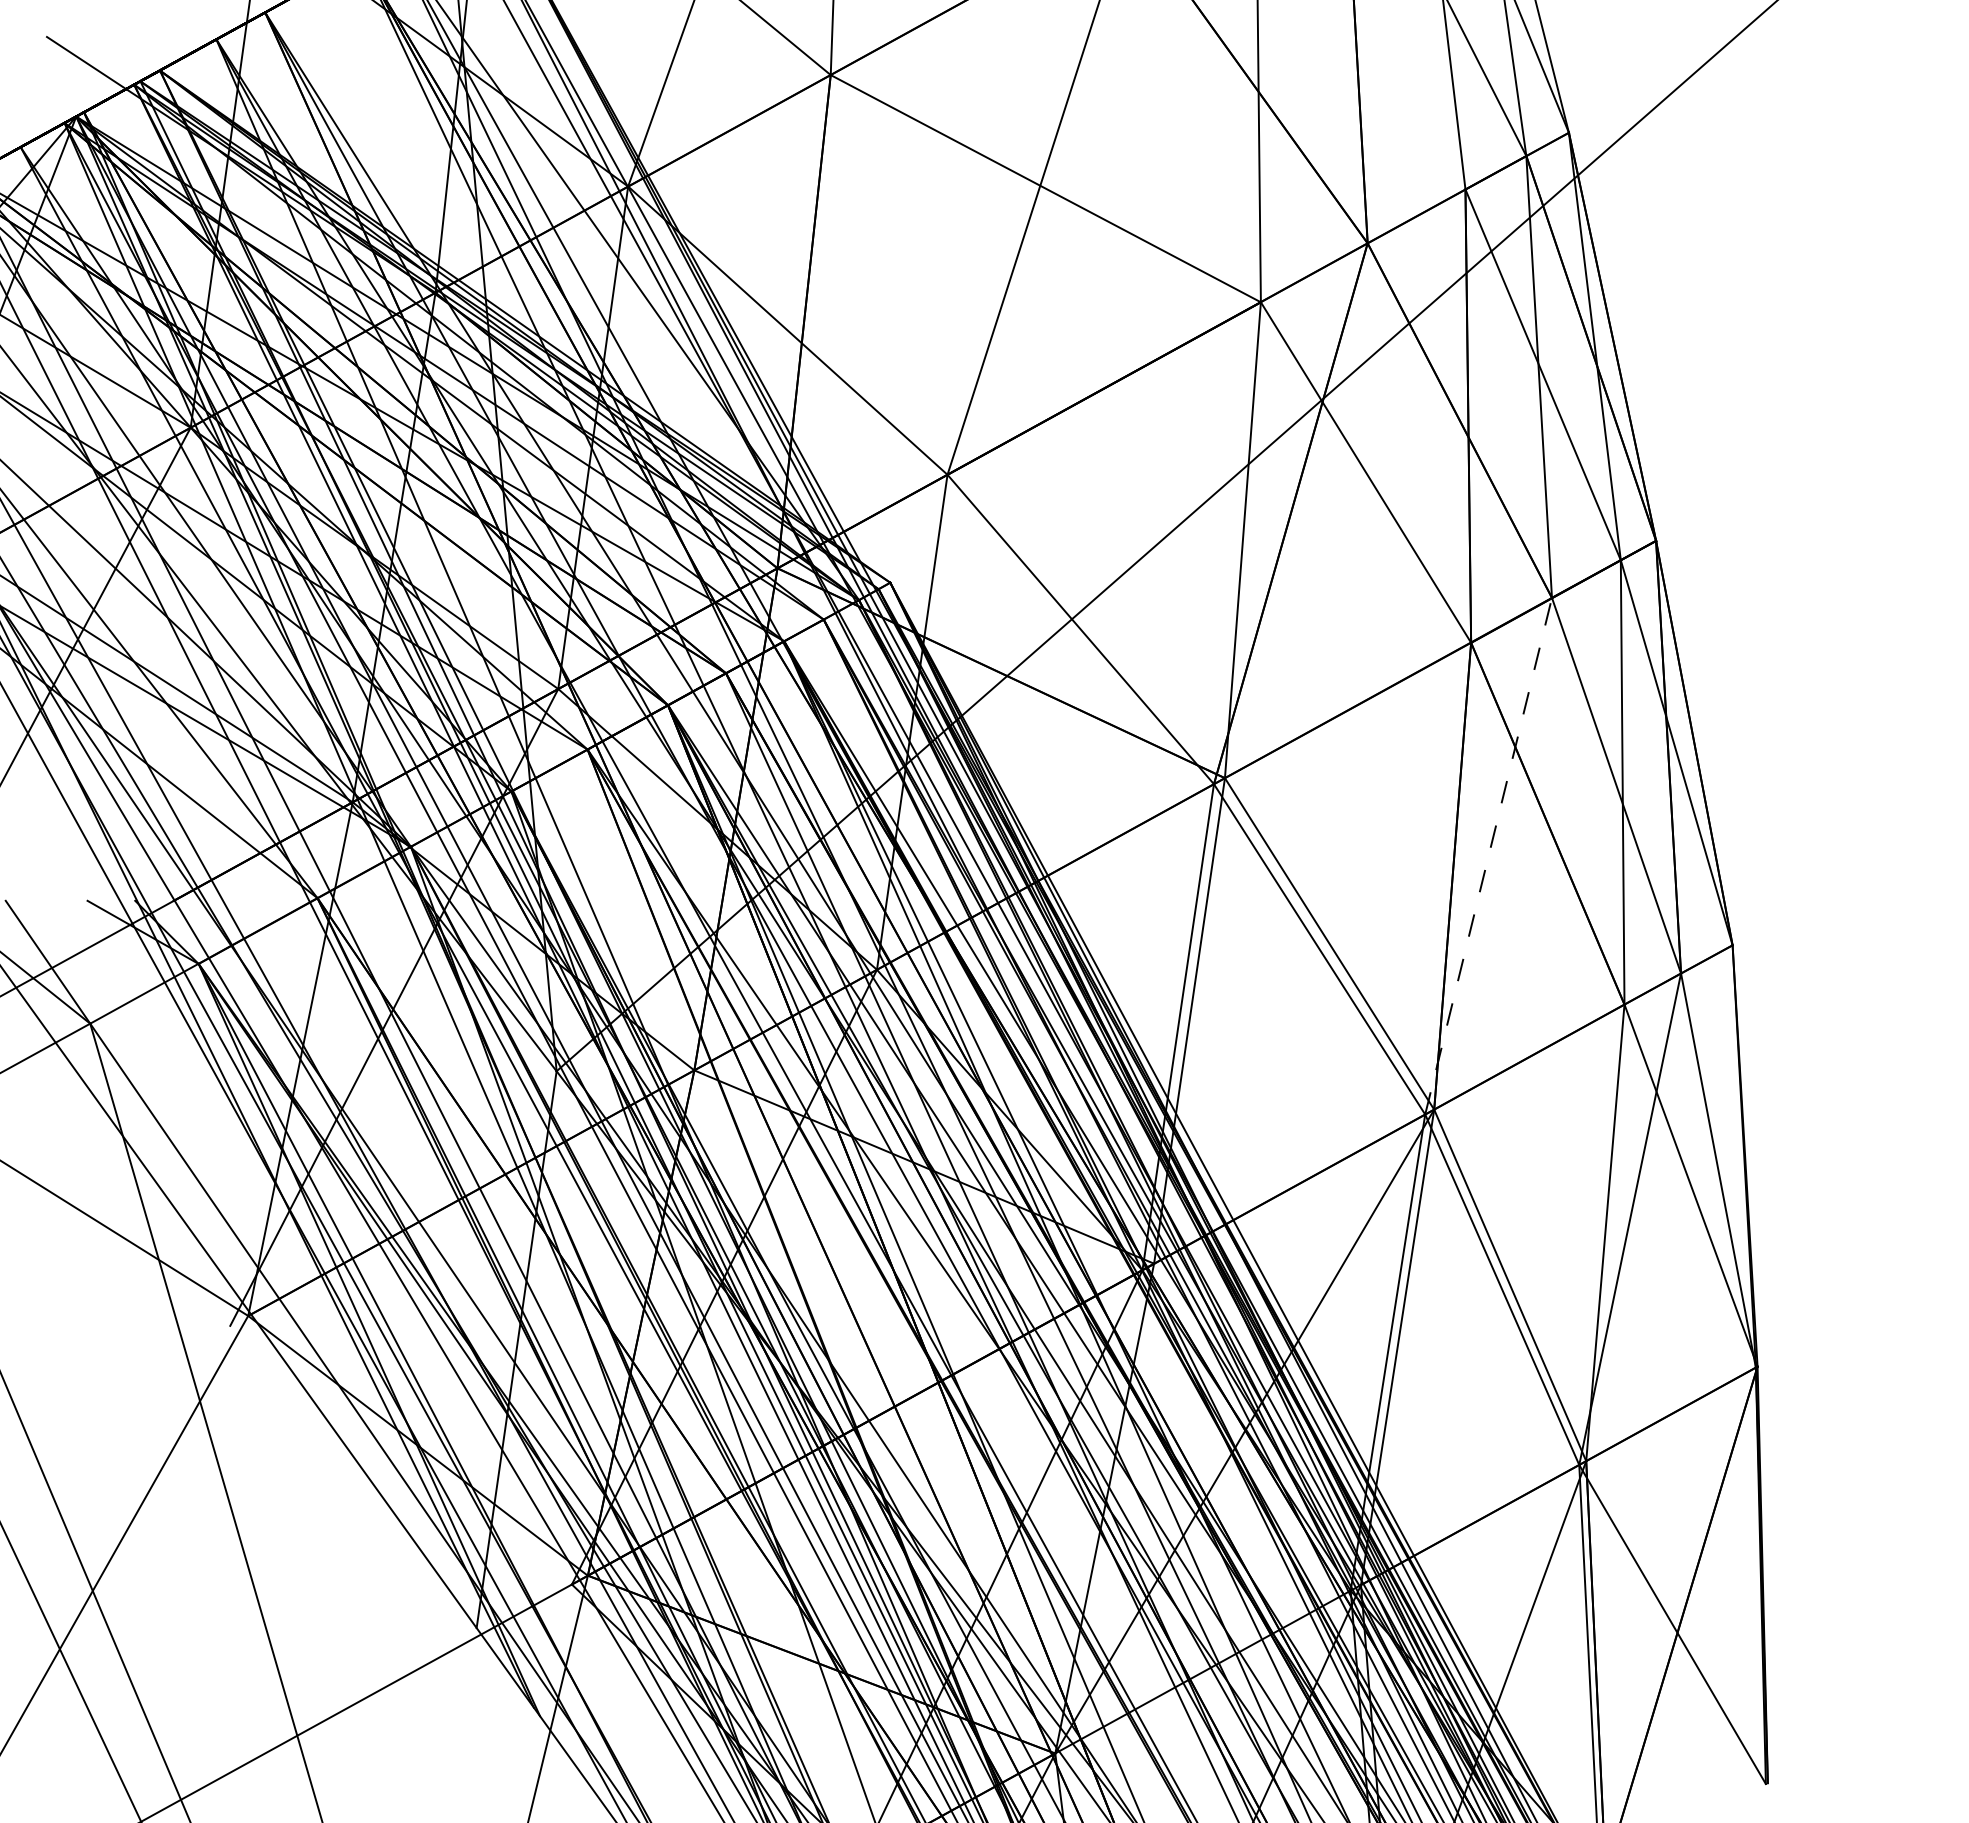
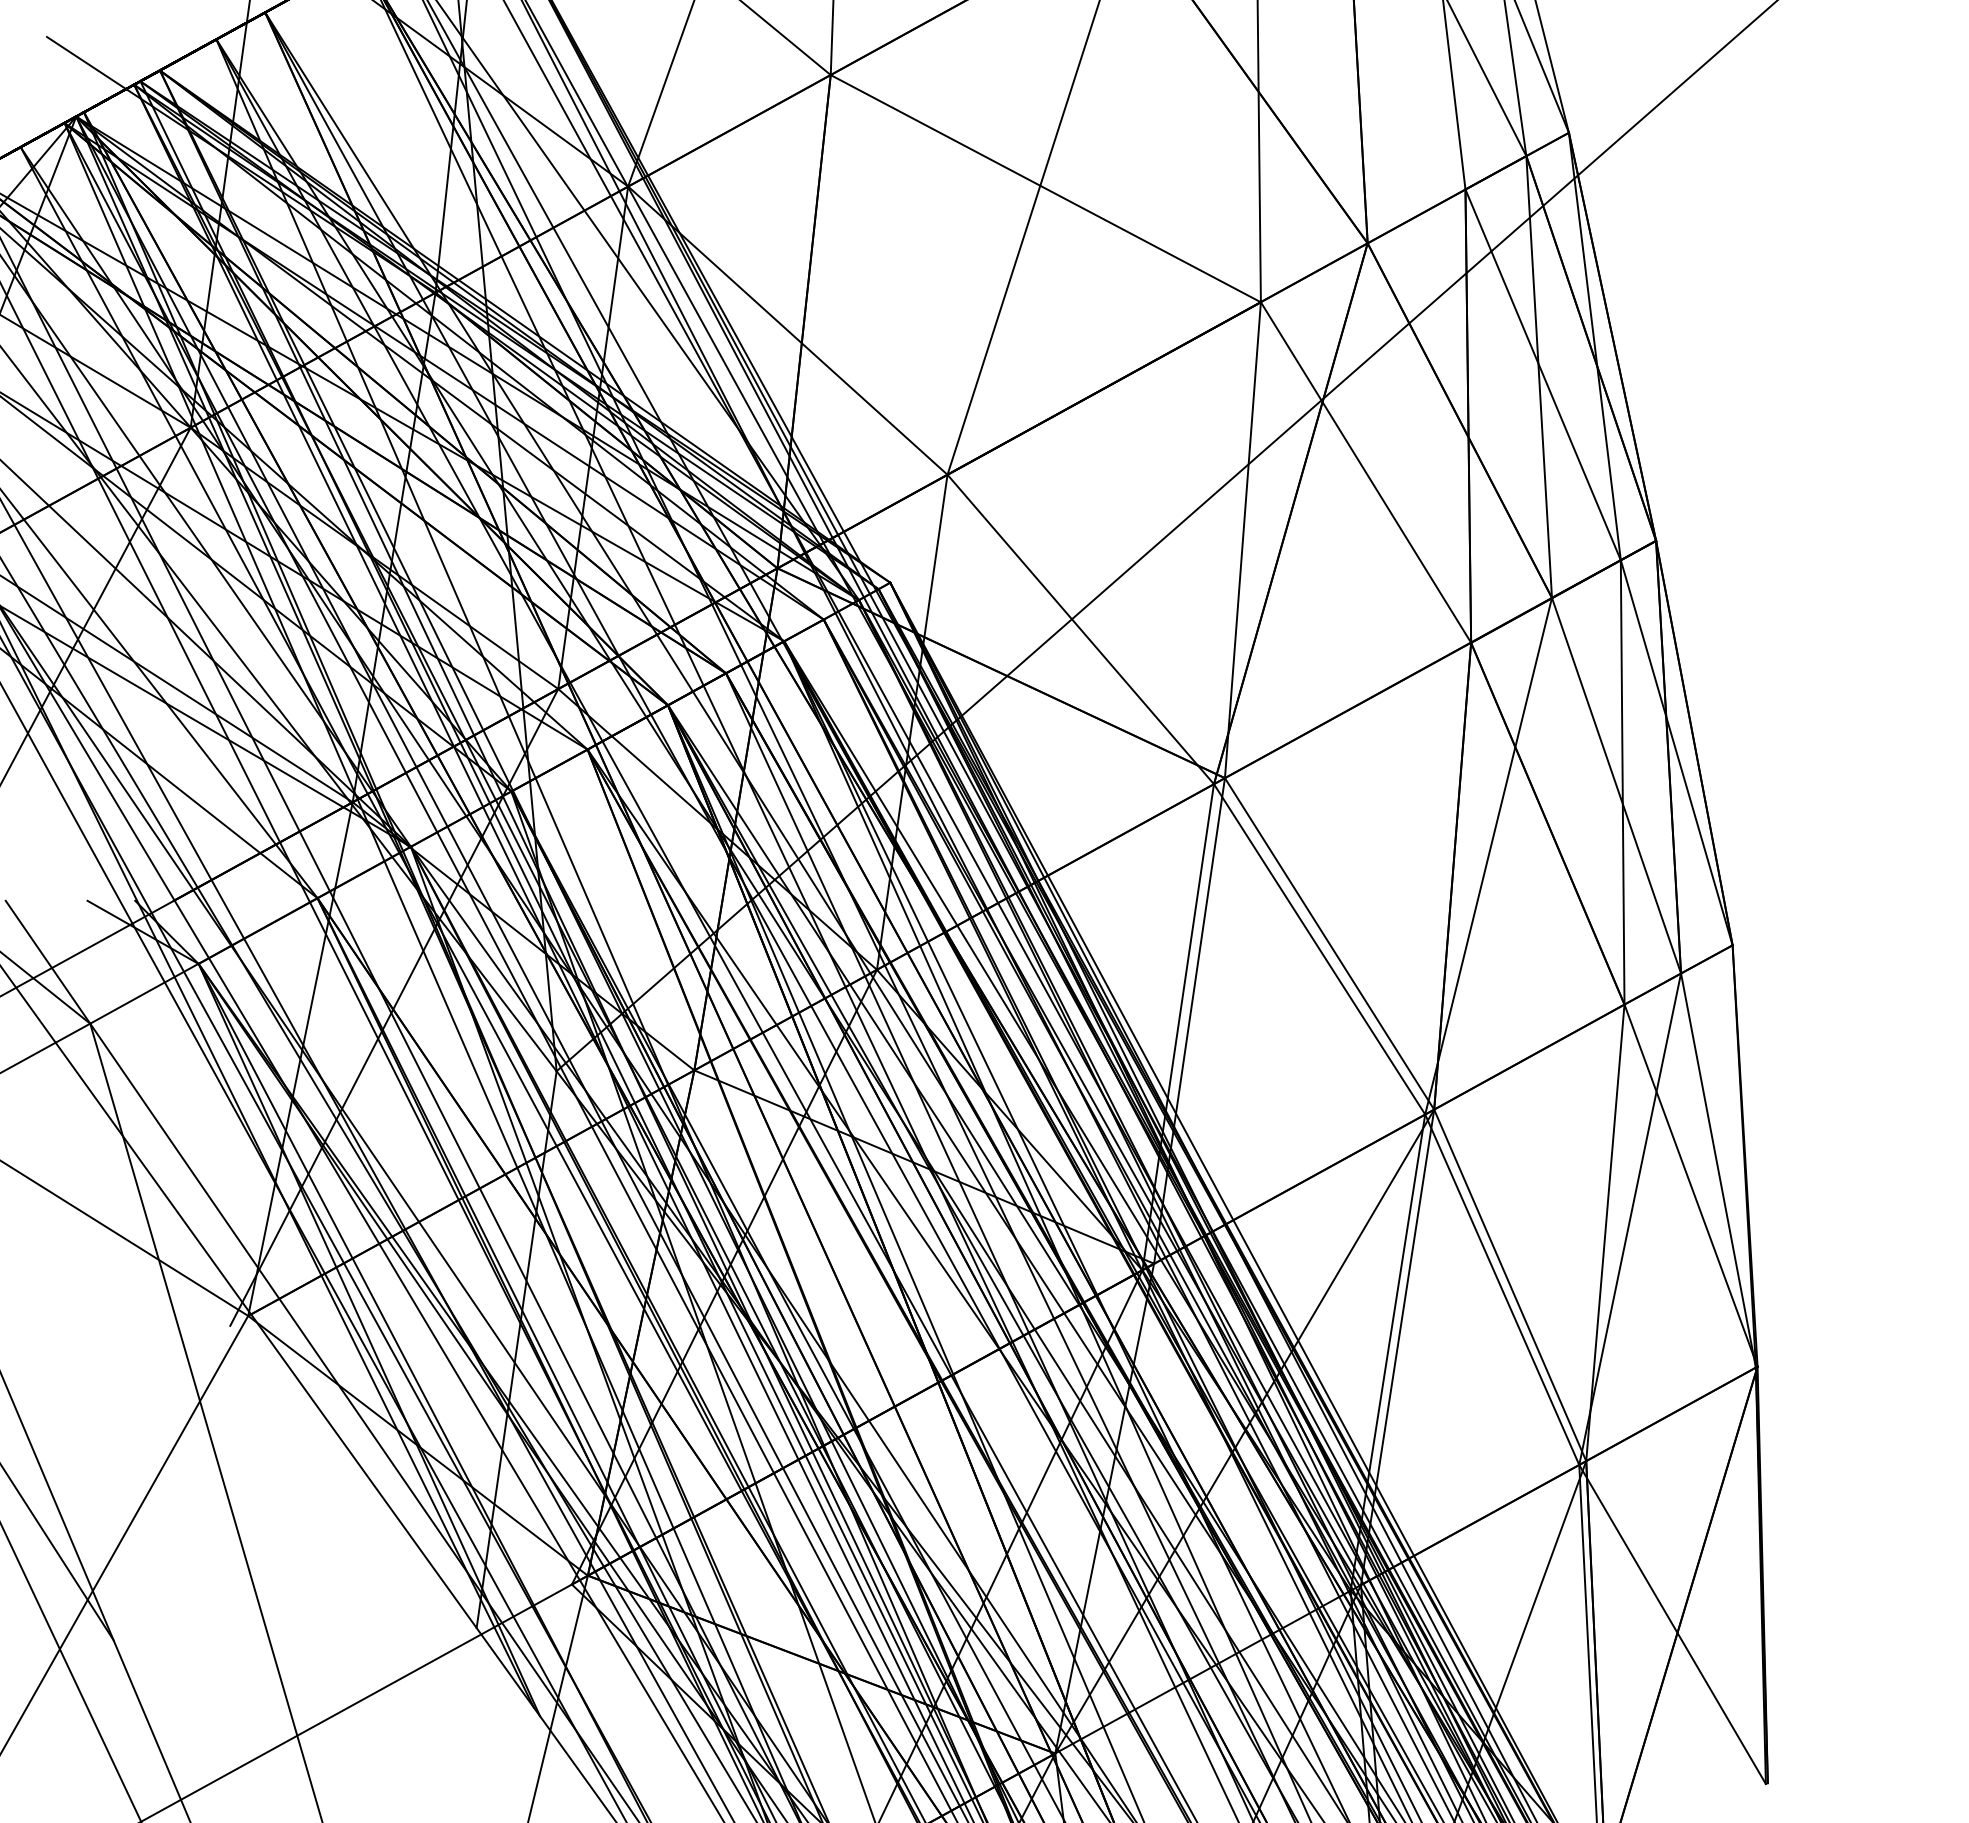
line: dashed -> solid (1488, 856)
line: none -> present (57, 1553)
